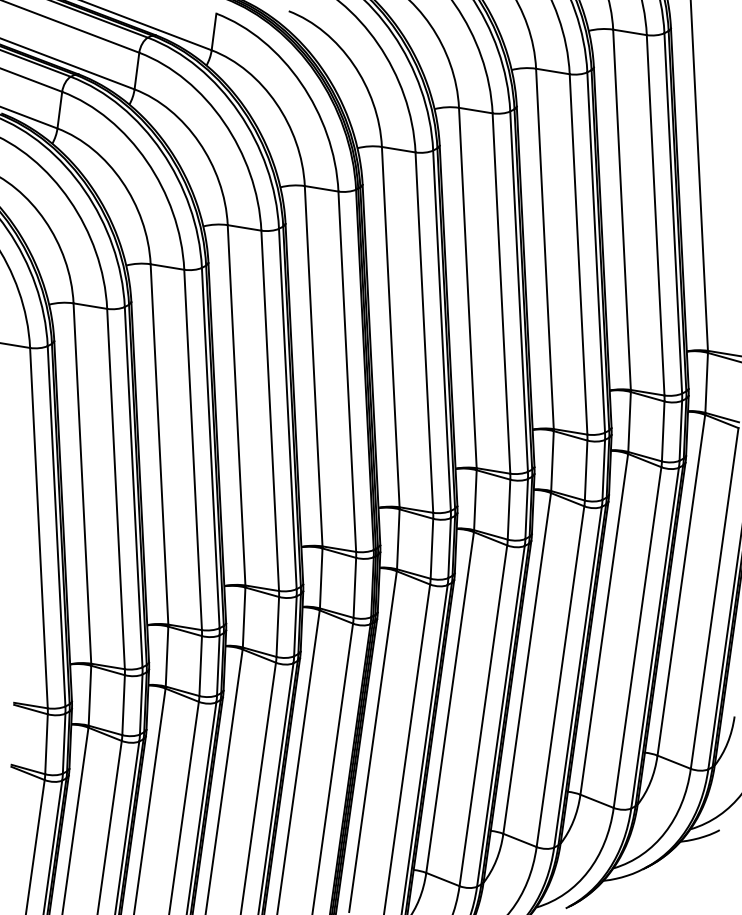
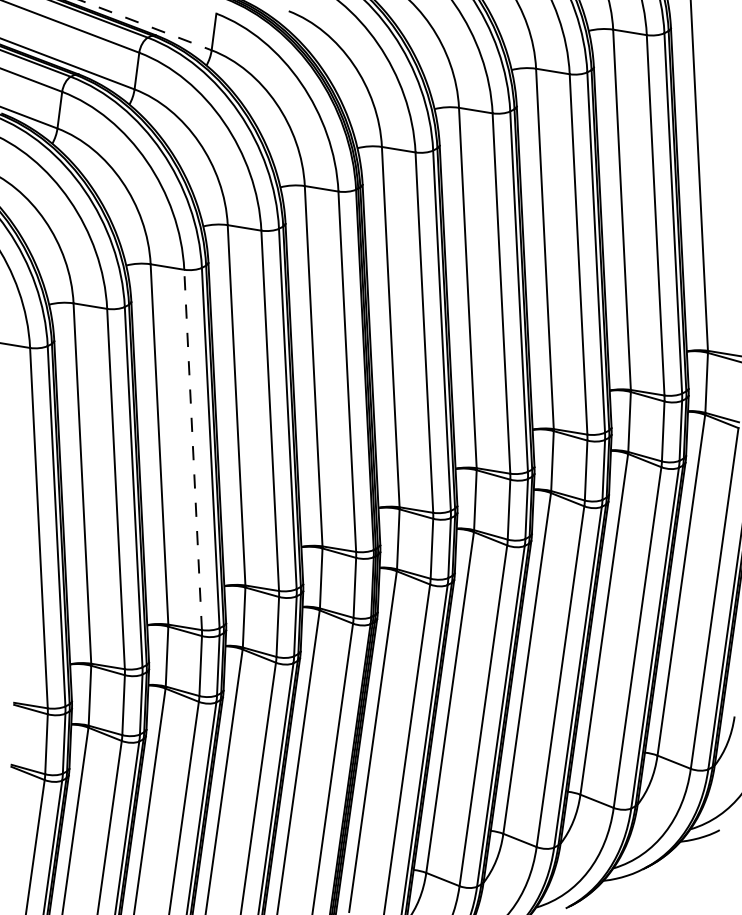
line: solid -> dashed (146, 25)
line: solid -> dashed (193, 449)
